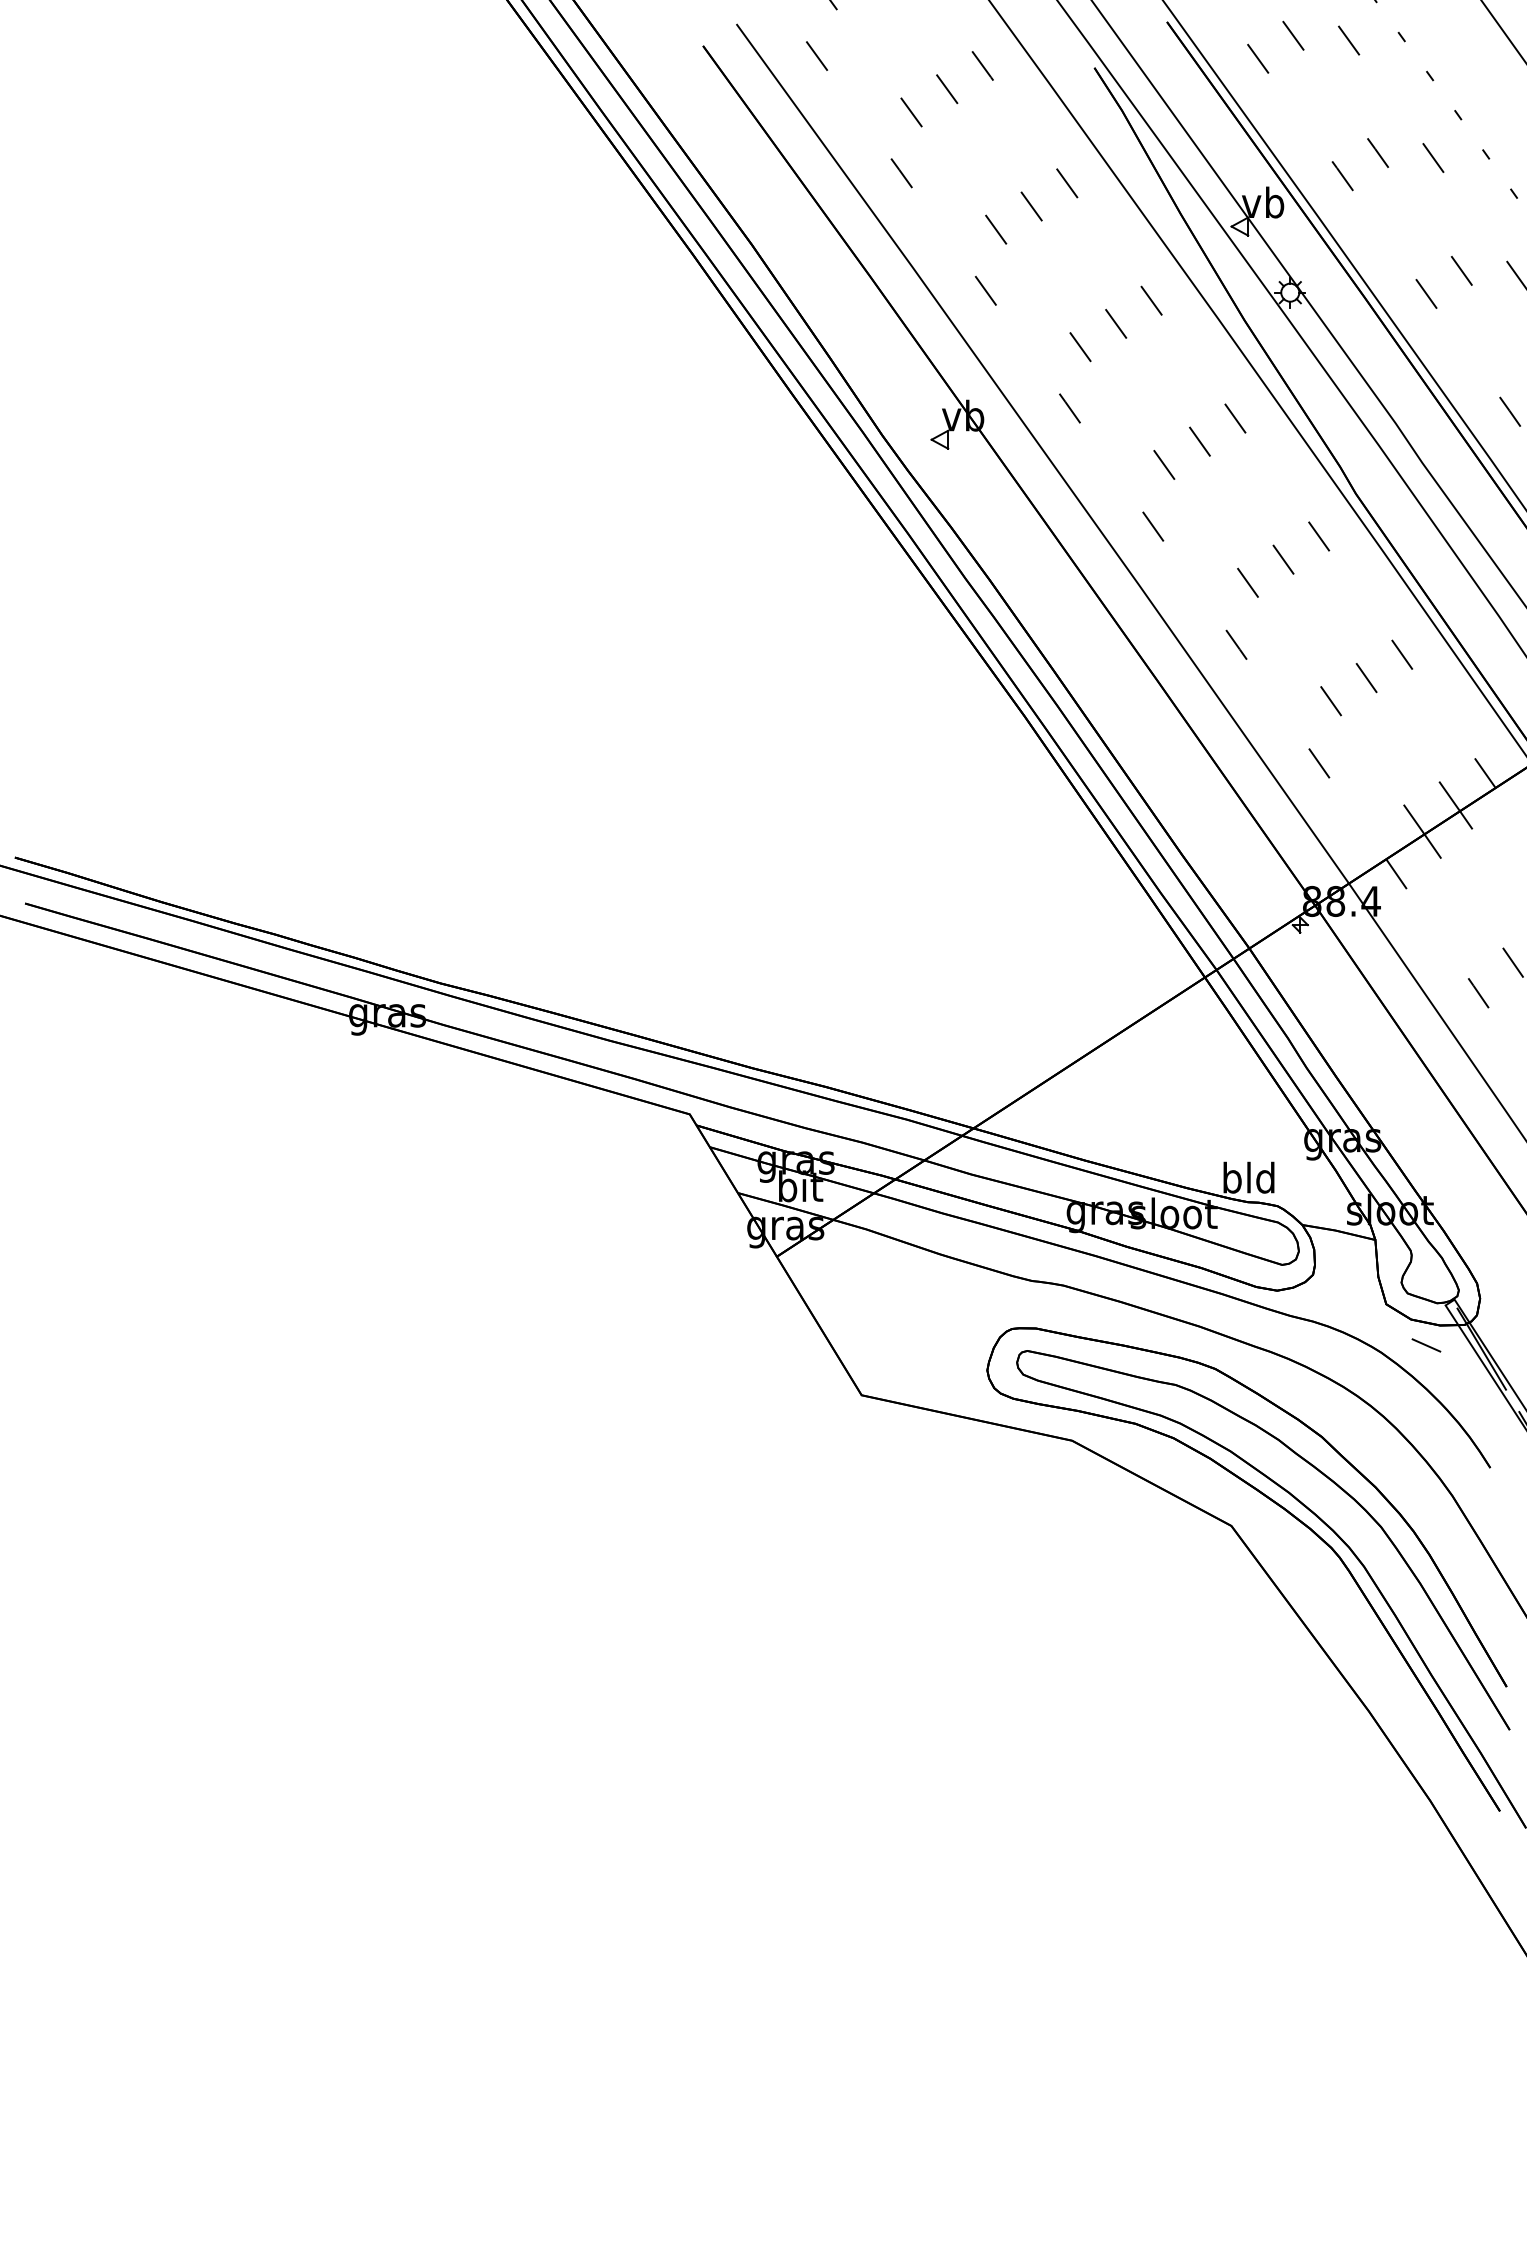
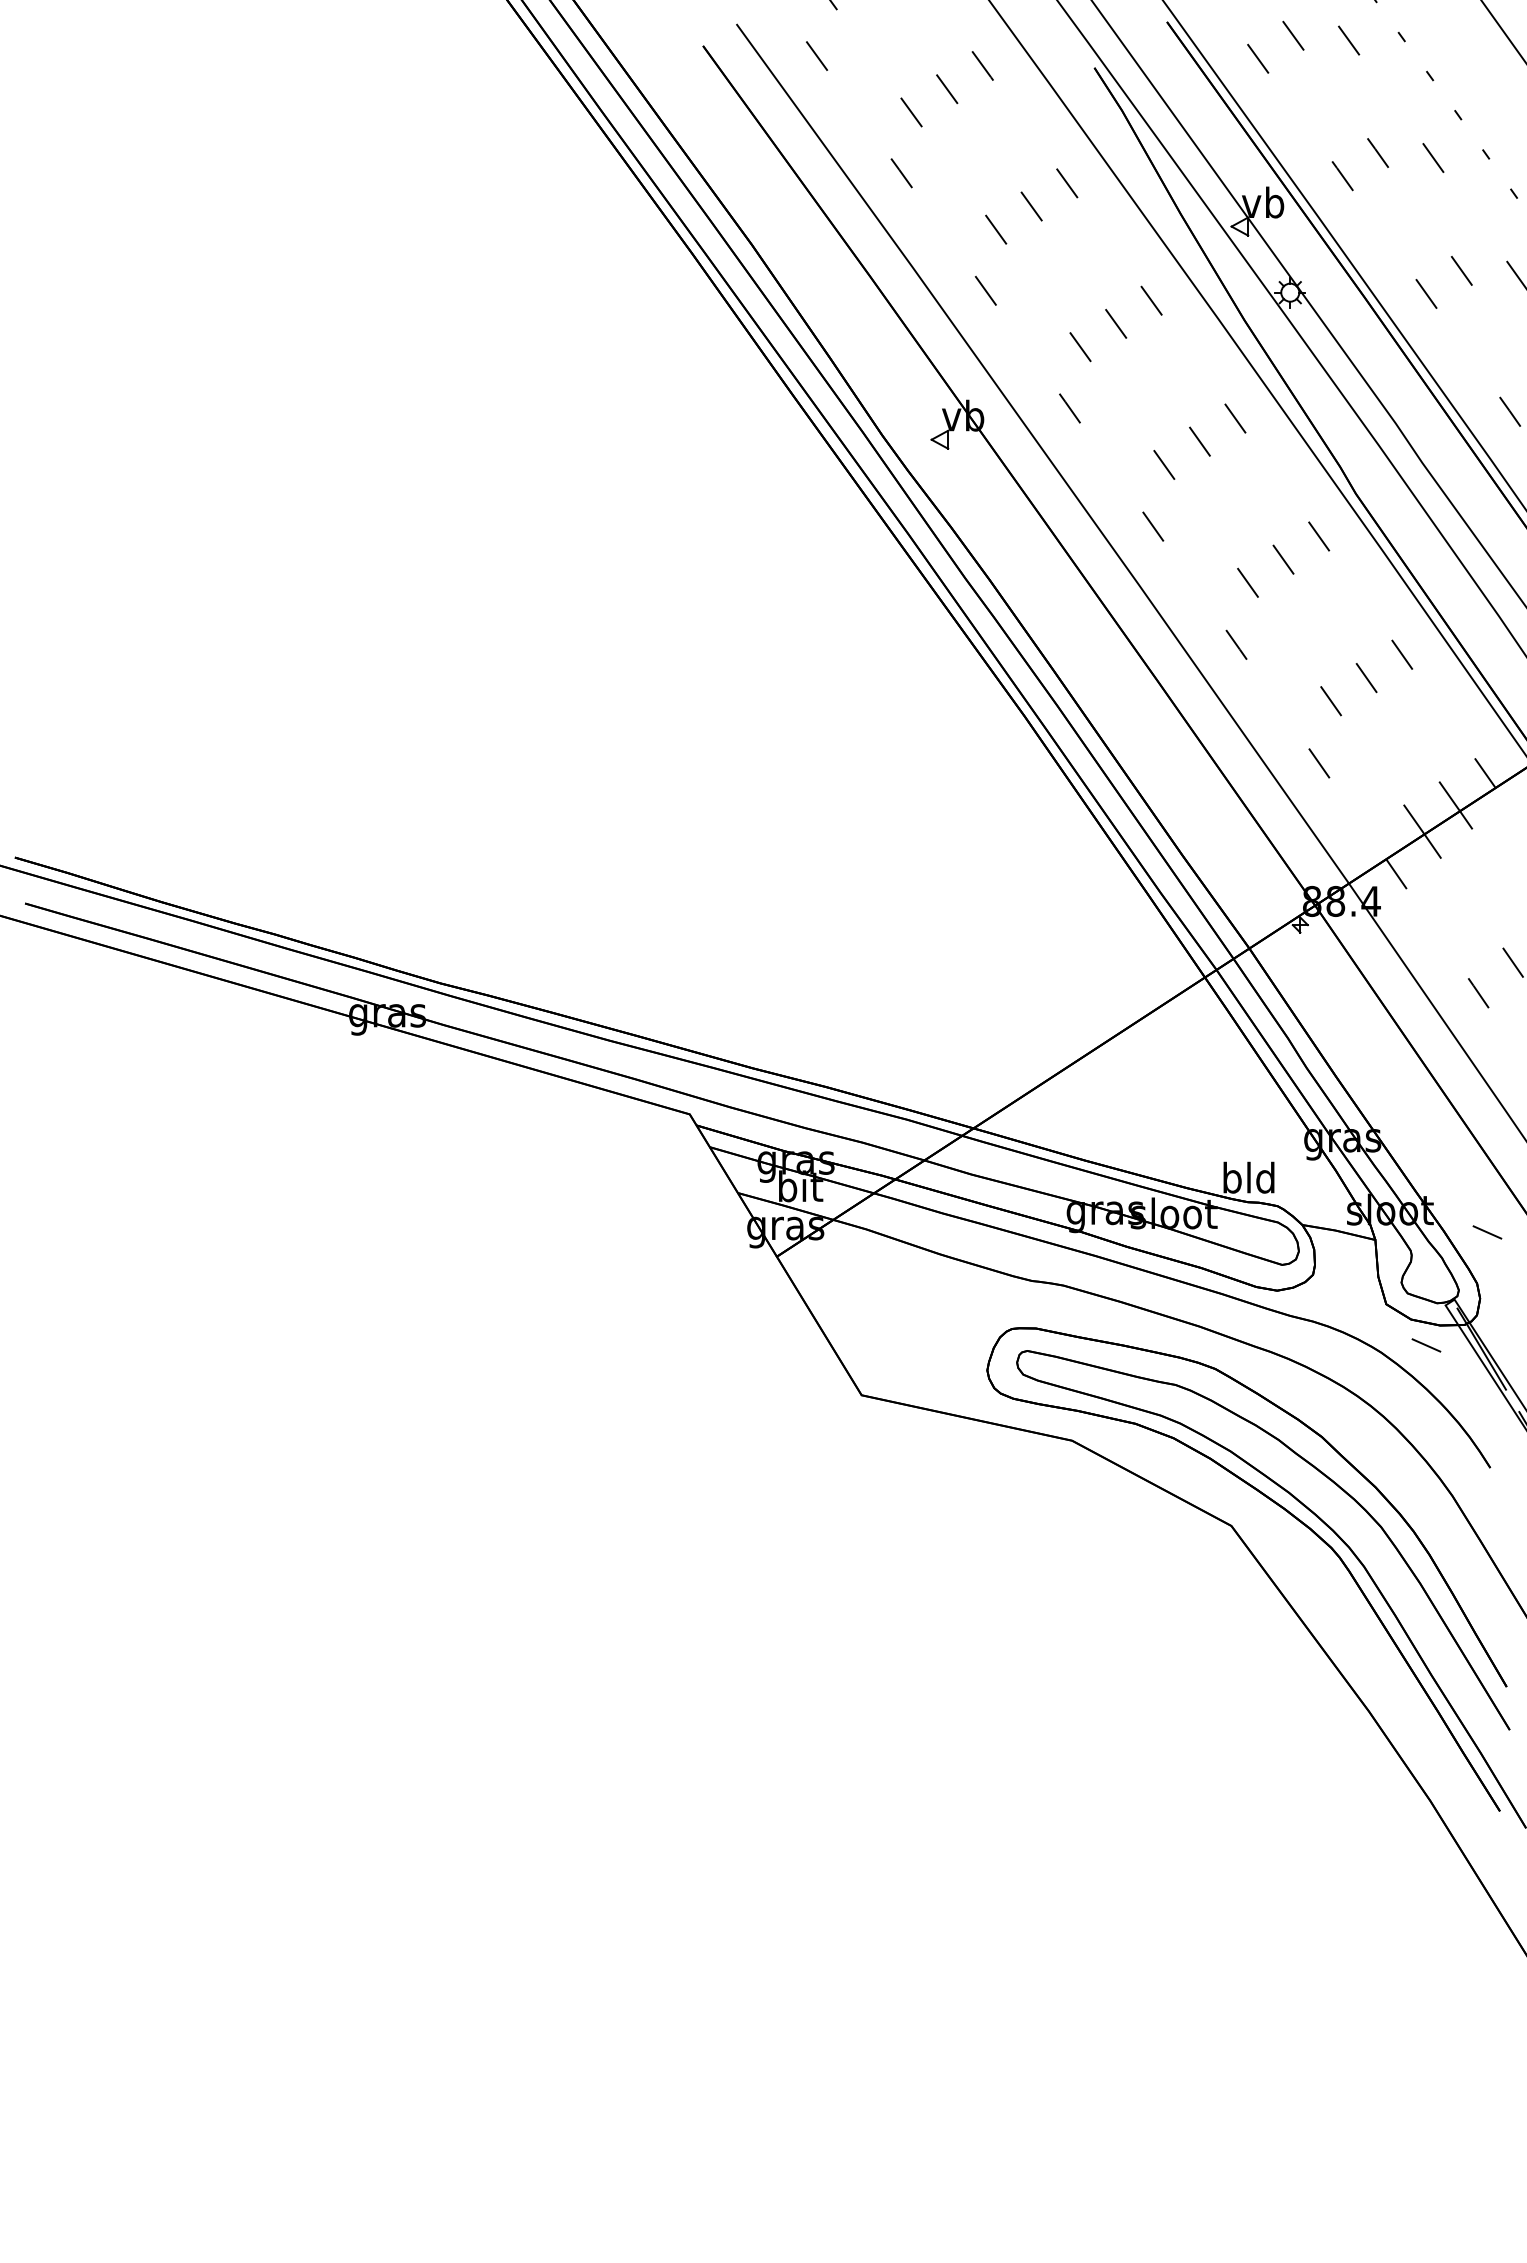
line: none -> present (1487, 1232)
